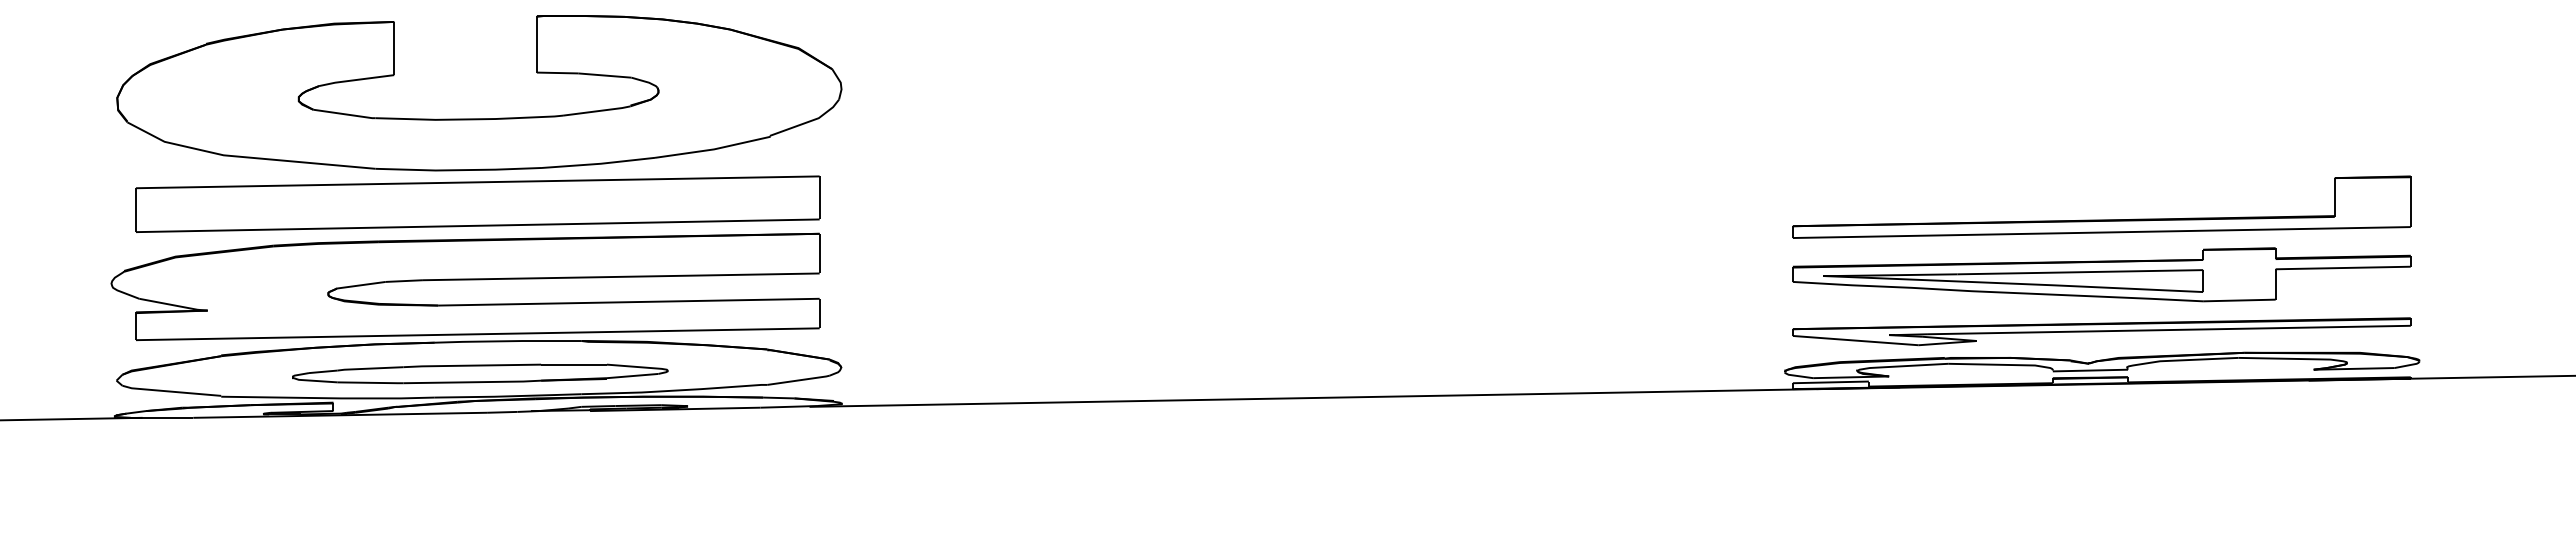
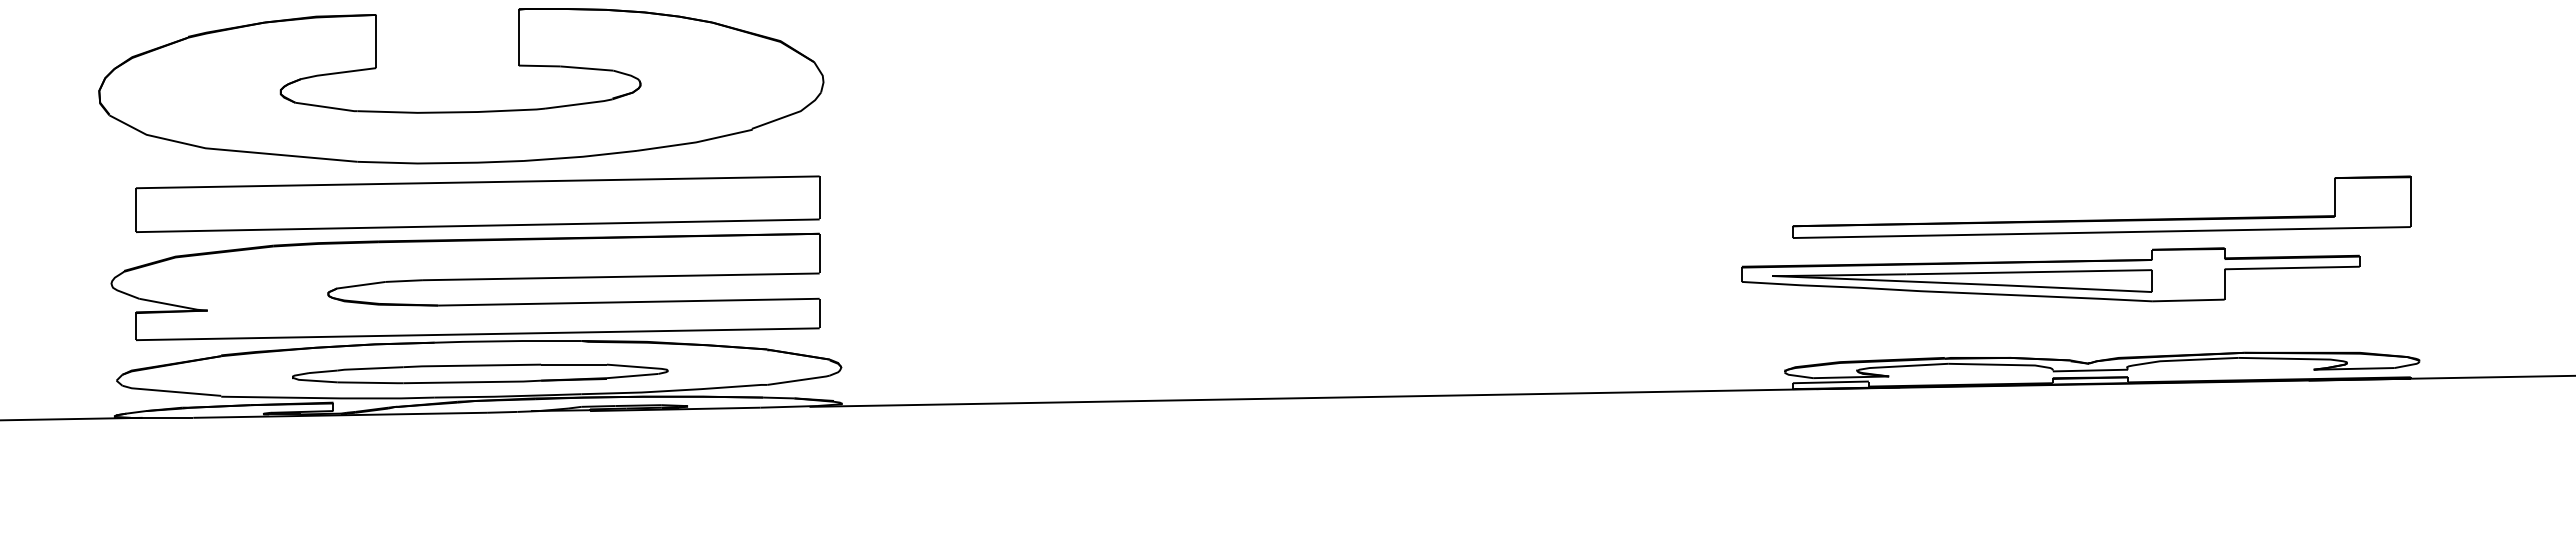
part position: (479, 118) -> (461, 111) (461, 111)
part position: (2101, 274) -> (2050, 274) (2050, 274)
part: present -> none (2101, 331)
